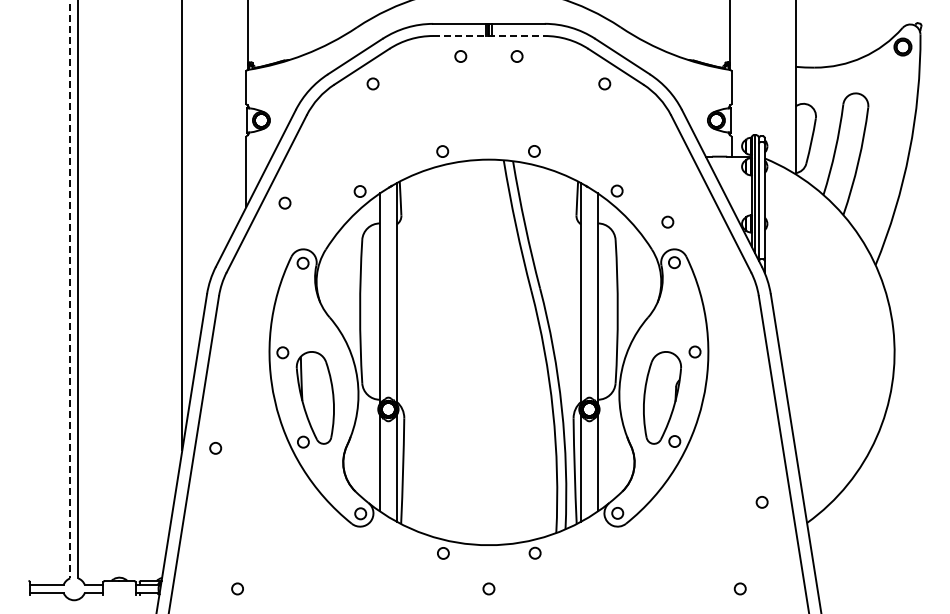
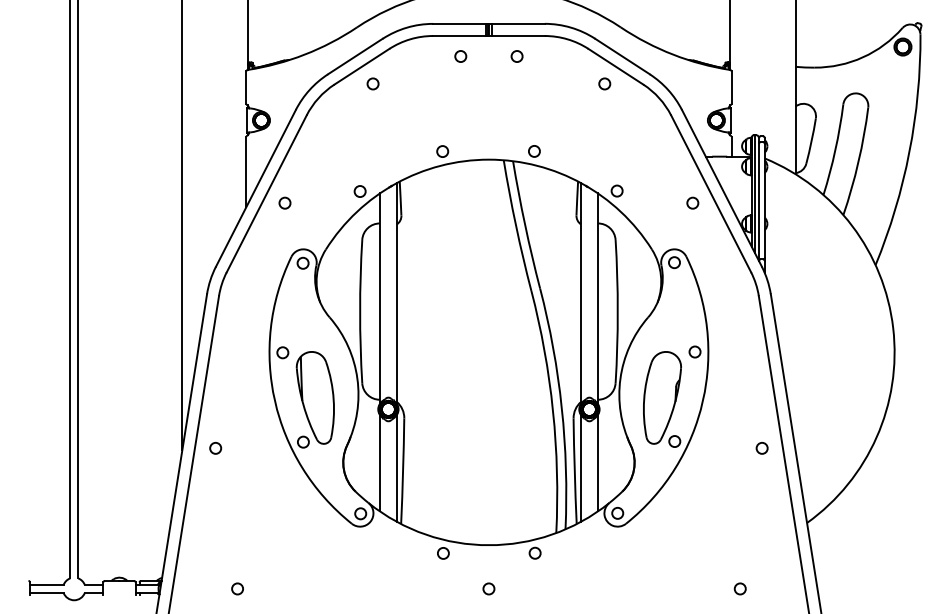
line: dashed -> solid (488, 36)
circle position: (667, 221) -> (692, 202) (692, 202)
line: dashed -> solid (70, 289)
circle position: (761, 502) -> (761, 448) (761, 448)
